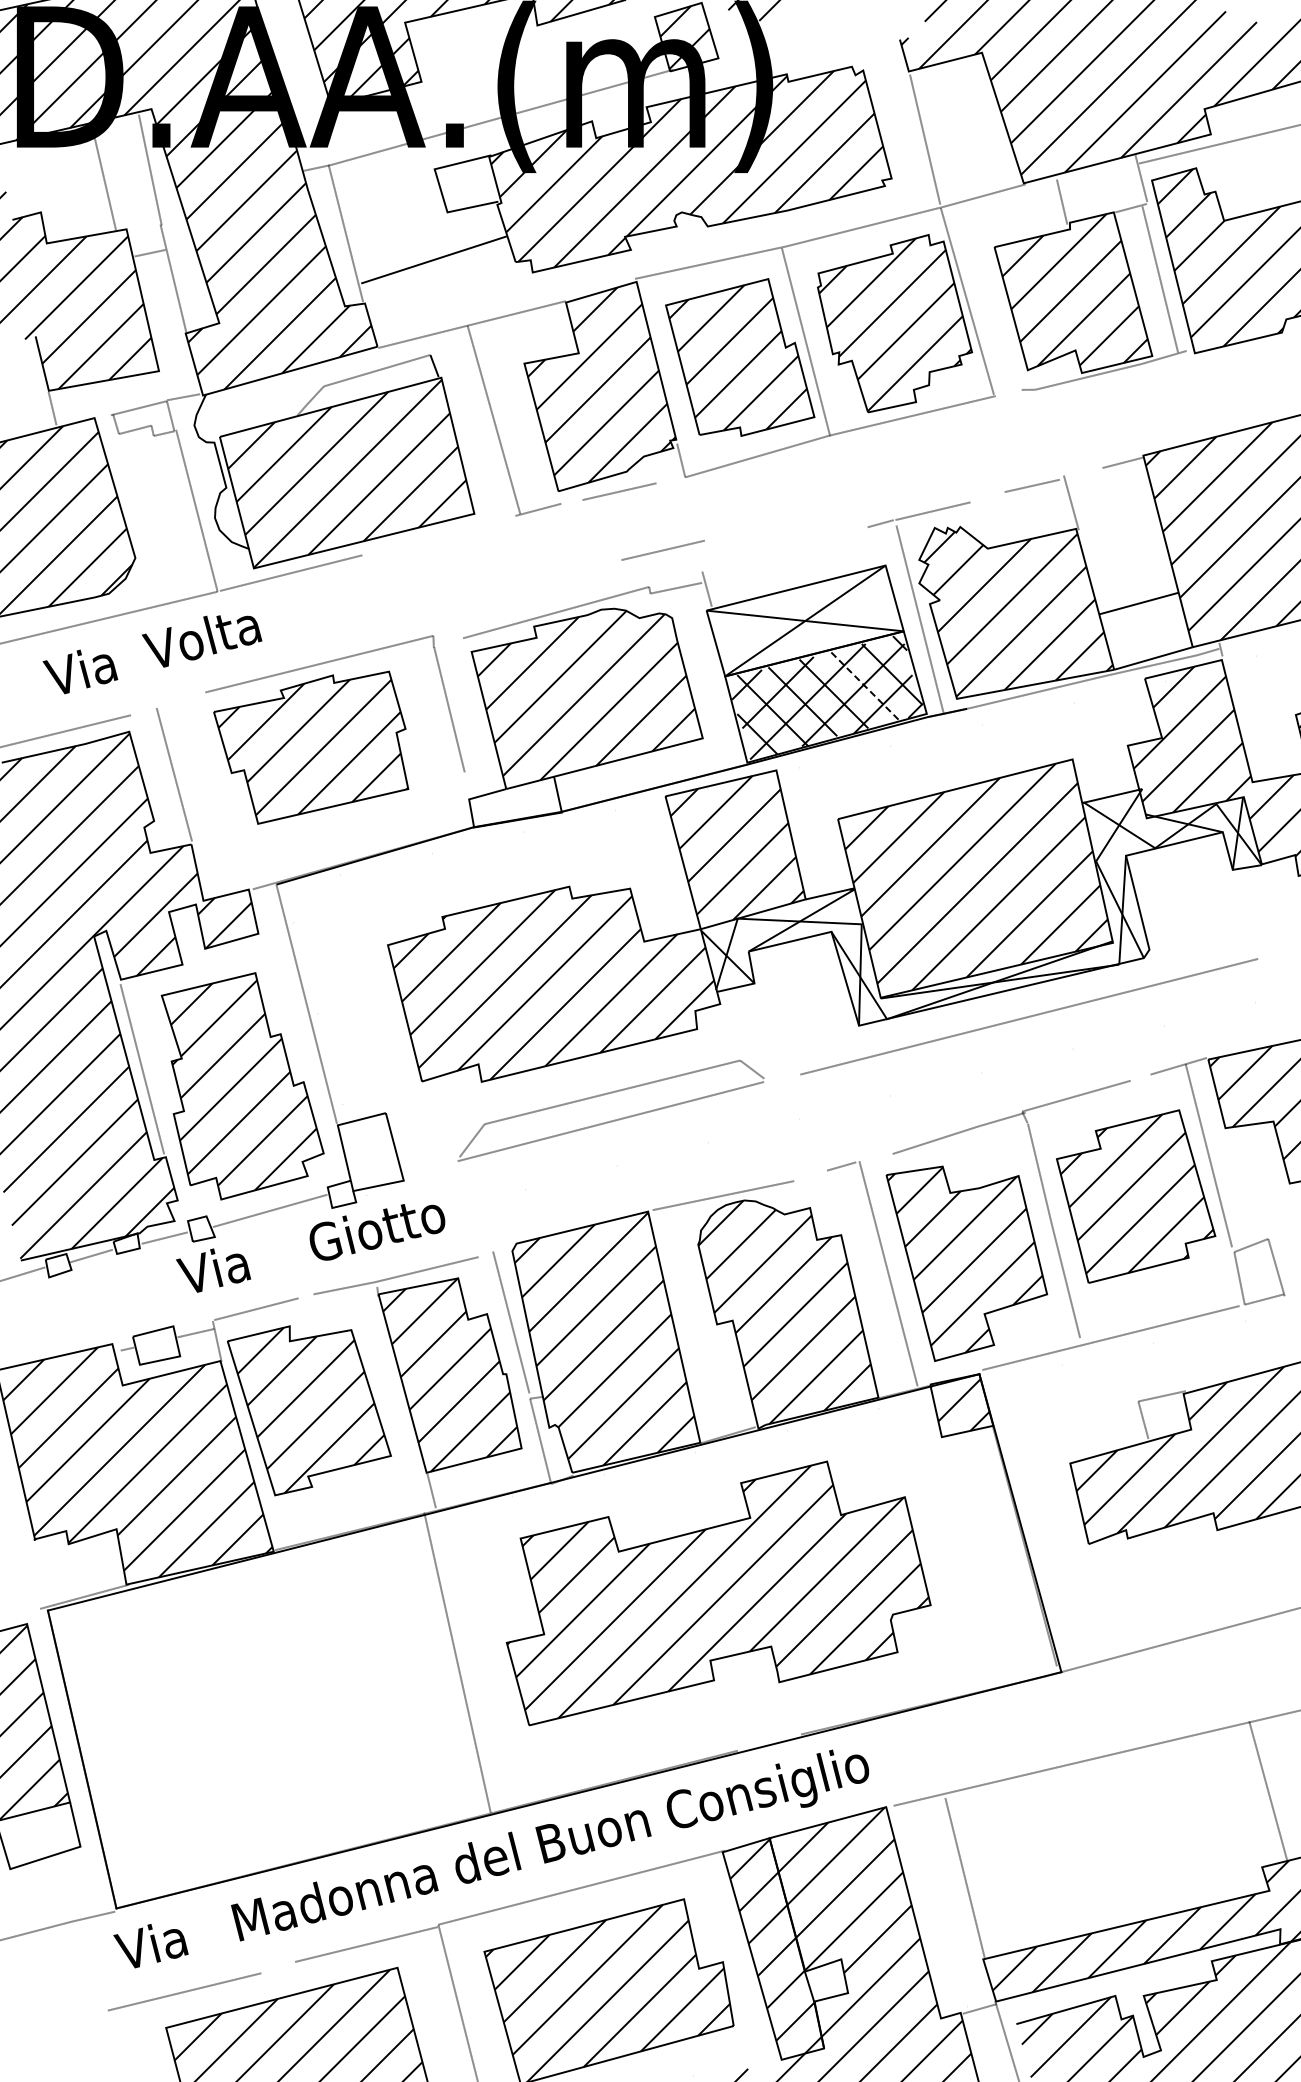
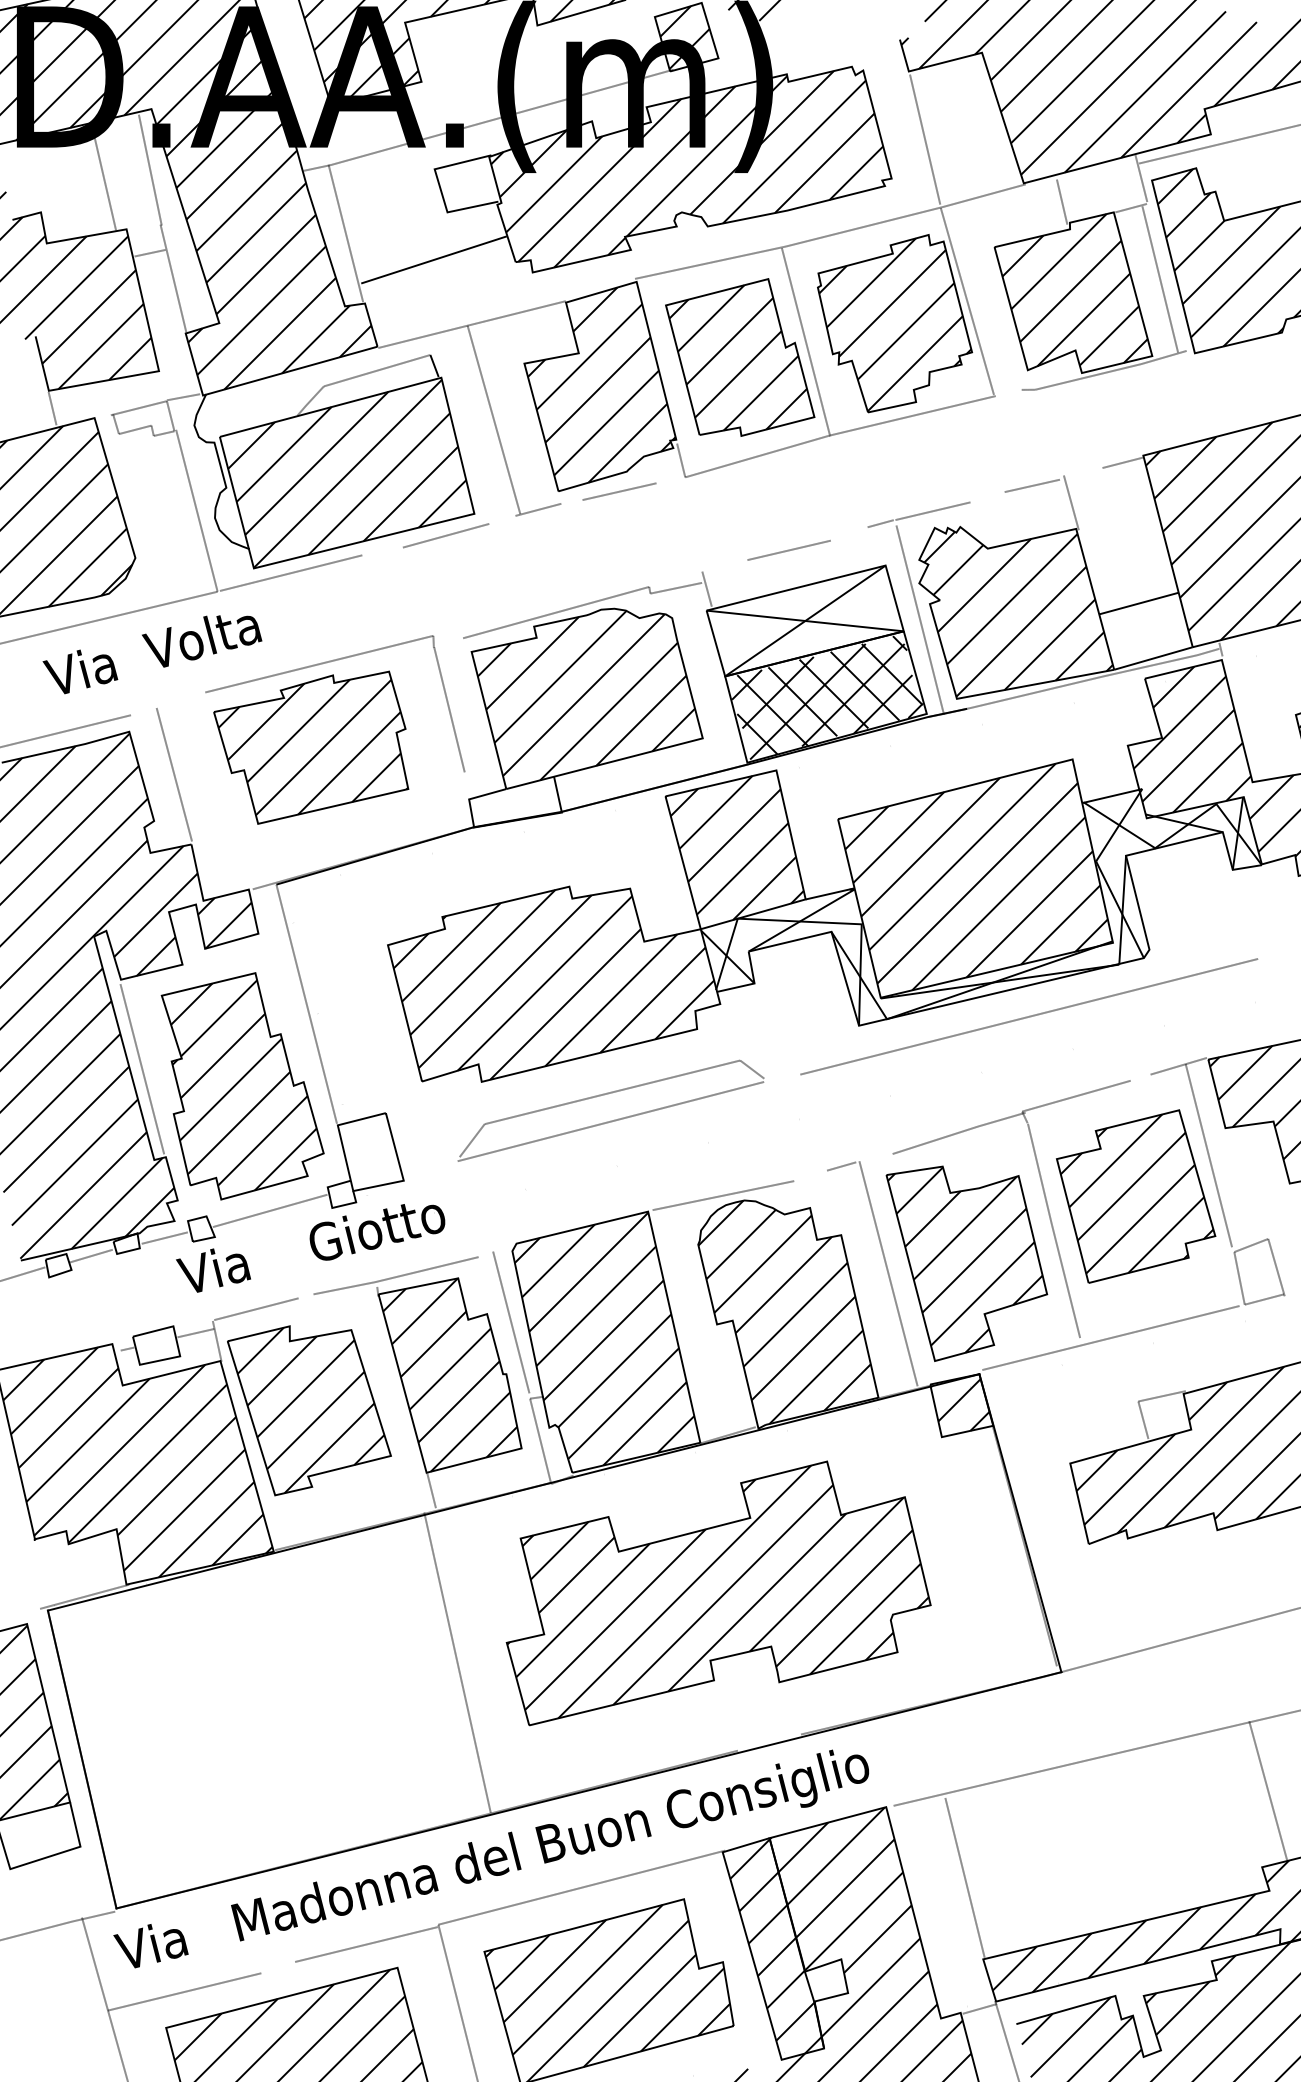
line: none -> present (446, 535)
line position: (662, 550) -> (788, 550) (788, 550)
line: dashed -> solid (865, 686)
line: none -> present (104, 1997)
